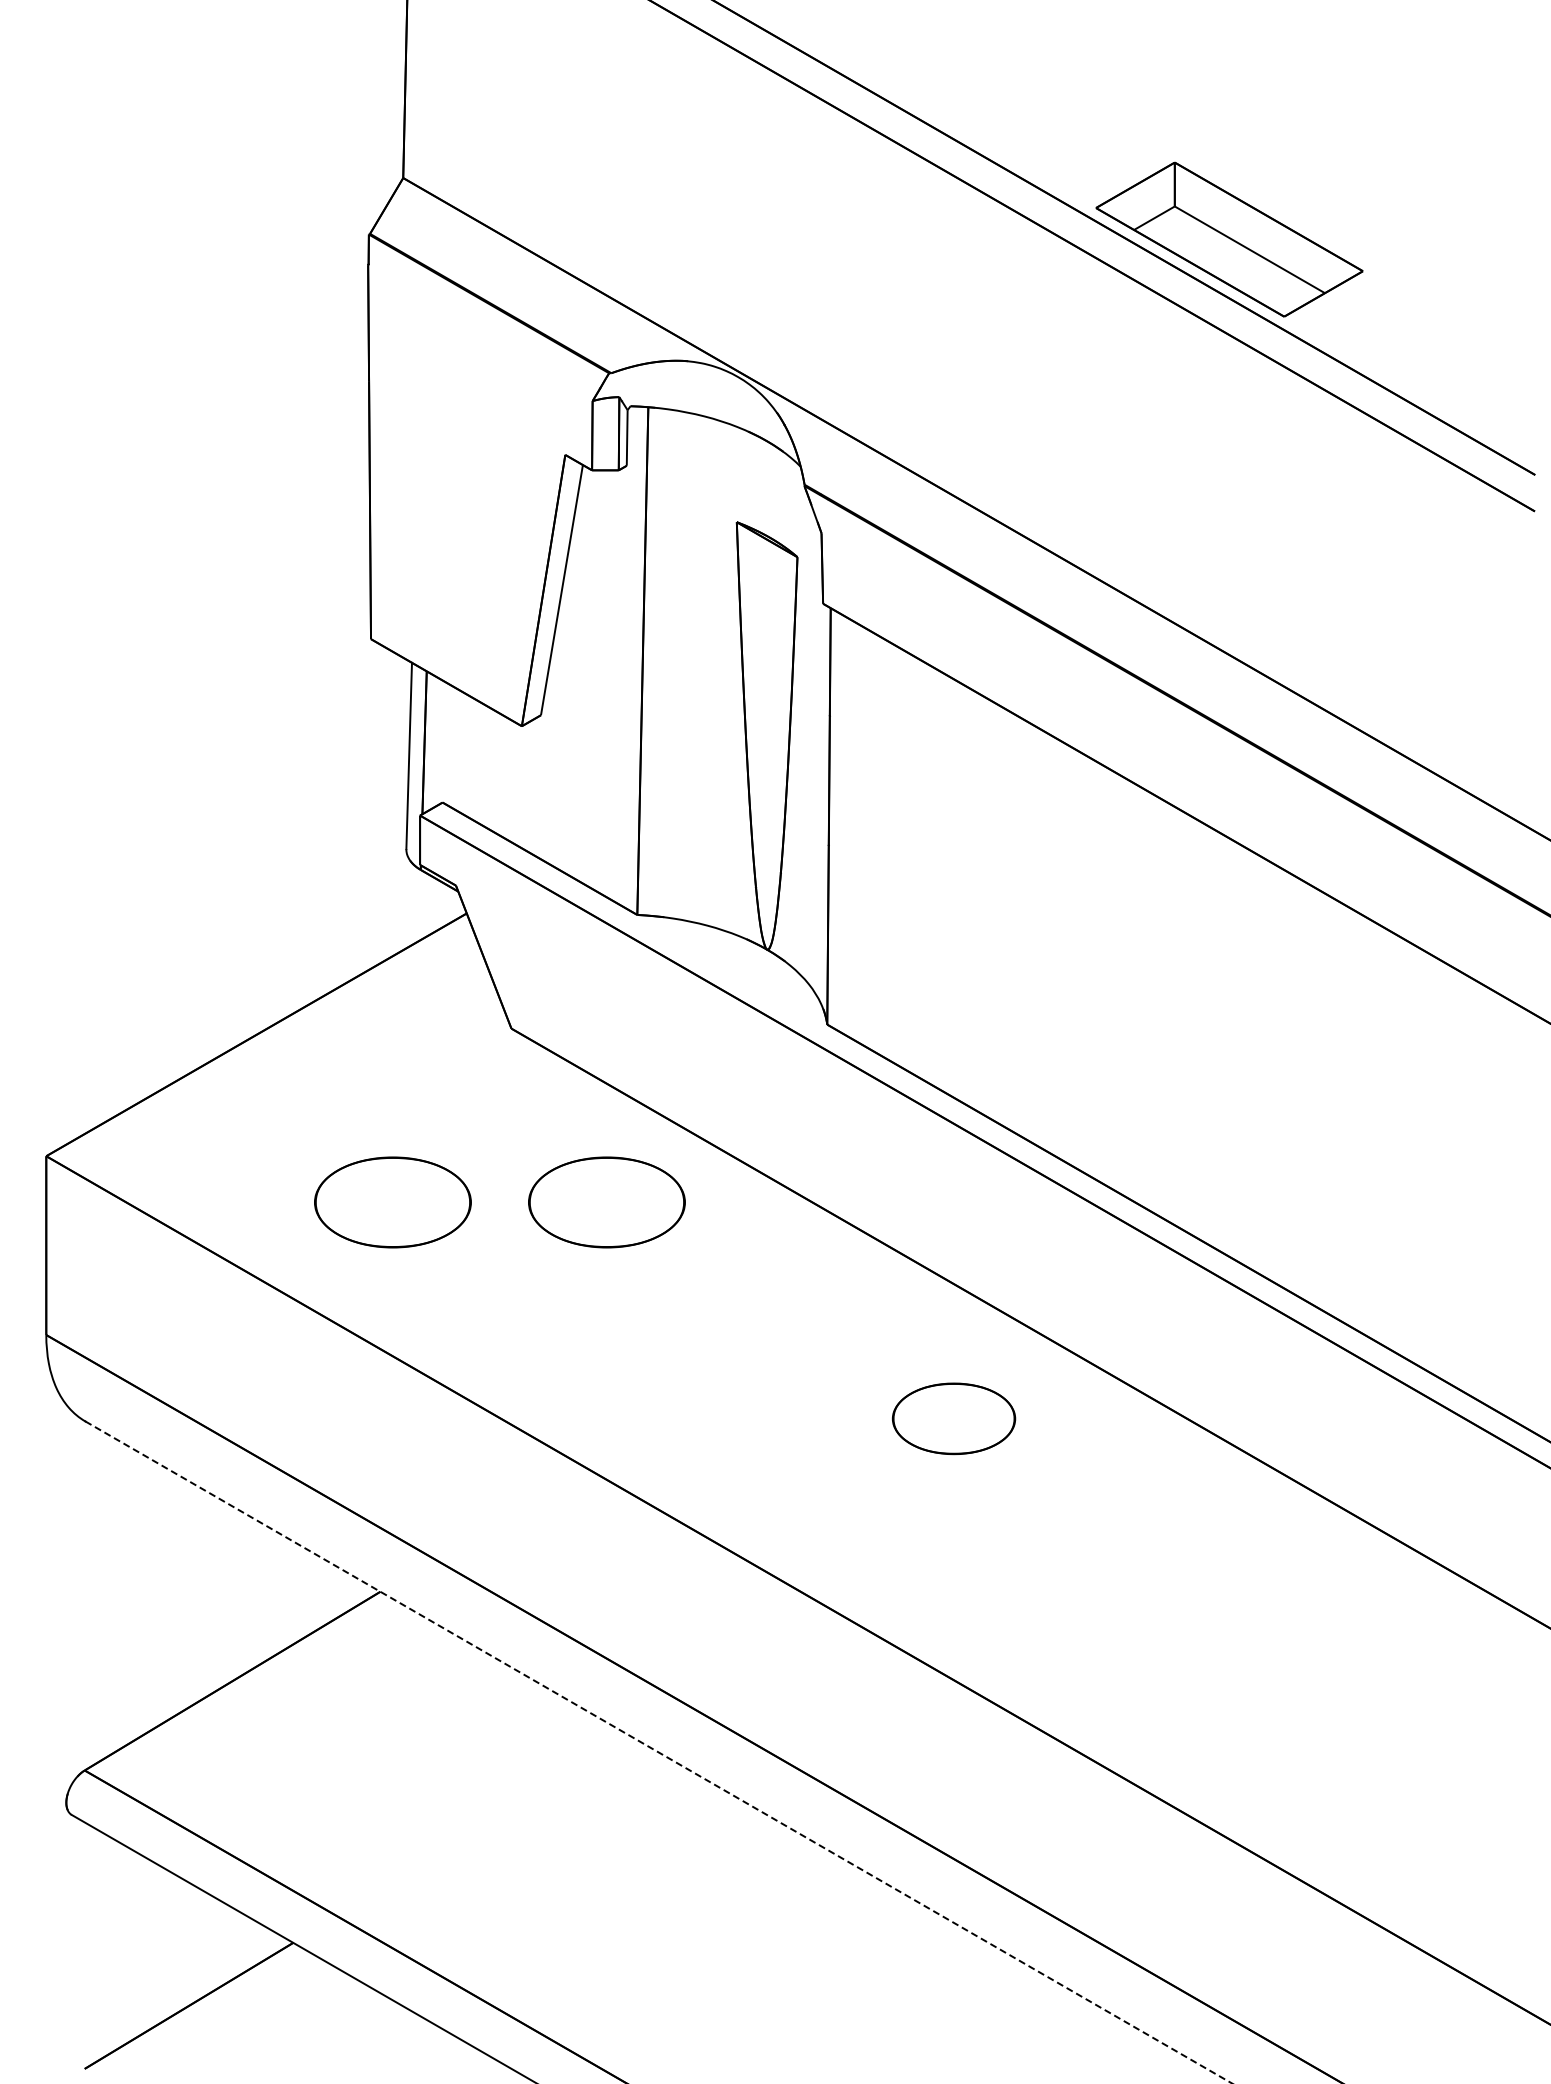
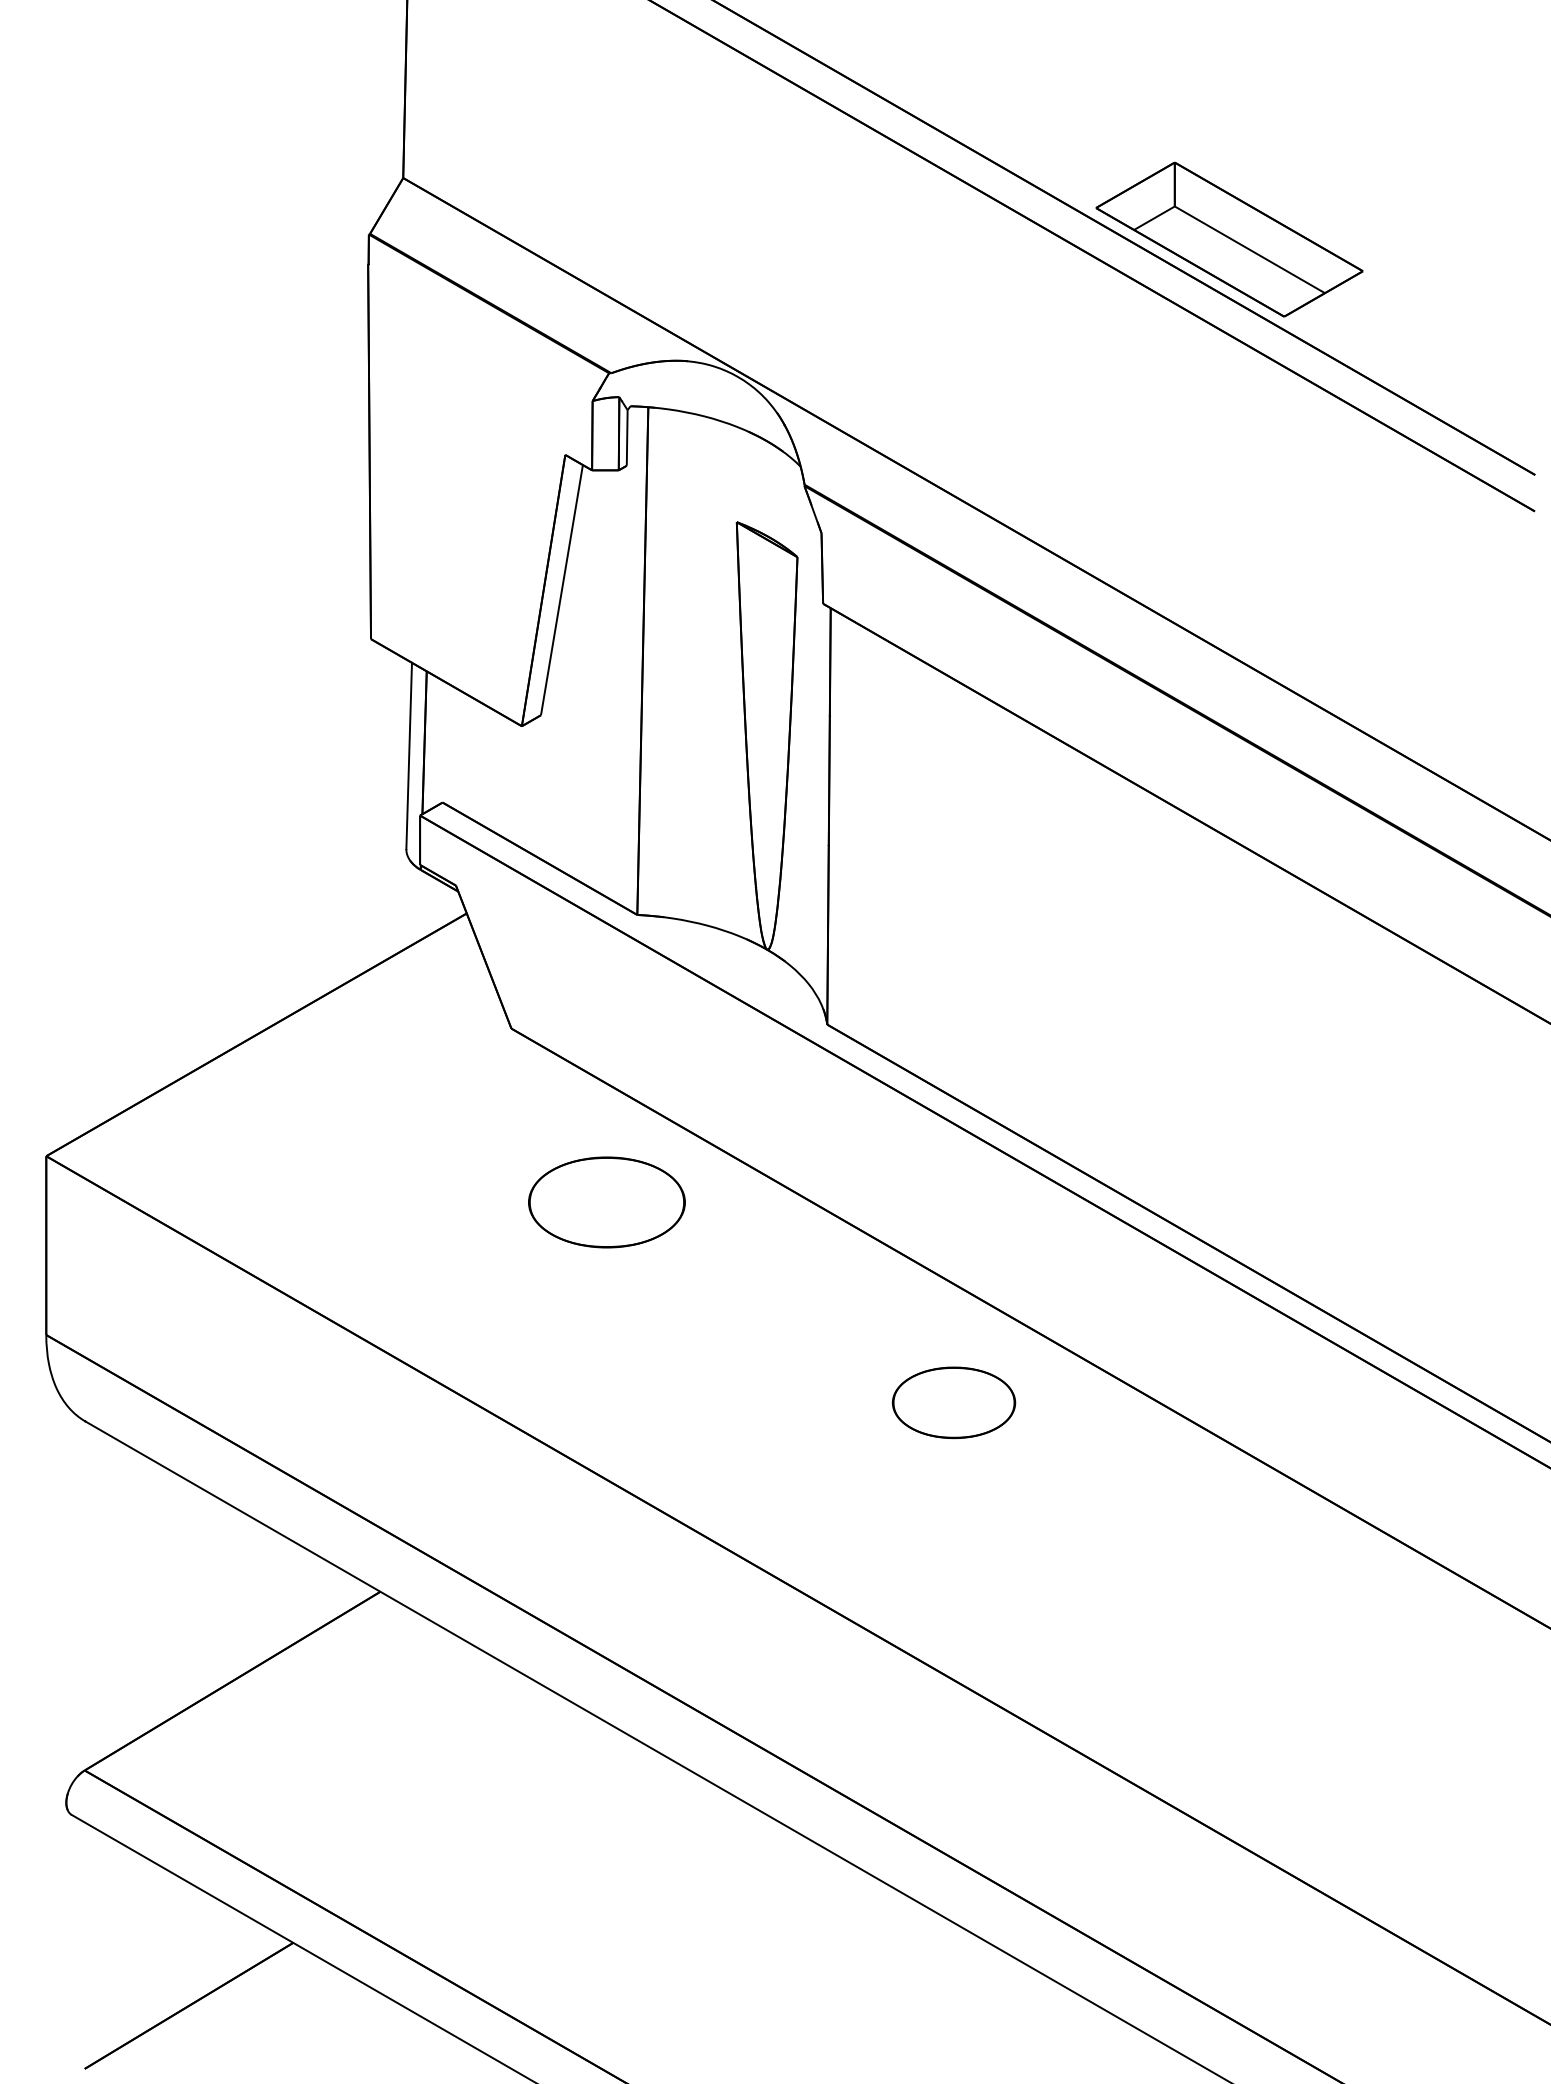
part: present -> none (392, 1202)
part position: (953, 1418) -> (953, 1402) (953, 1402)
line: dashed -> solid (659, 1752)
